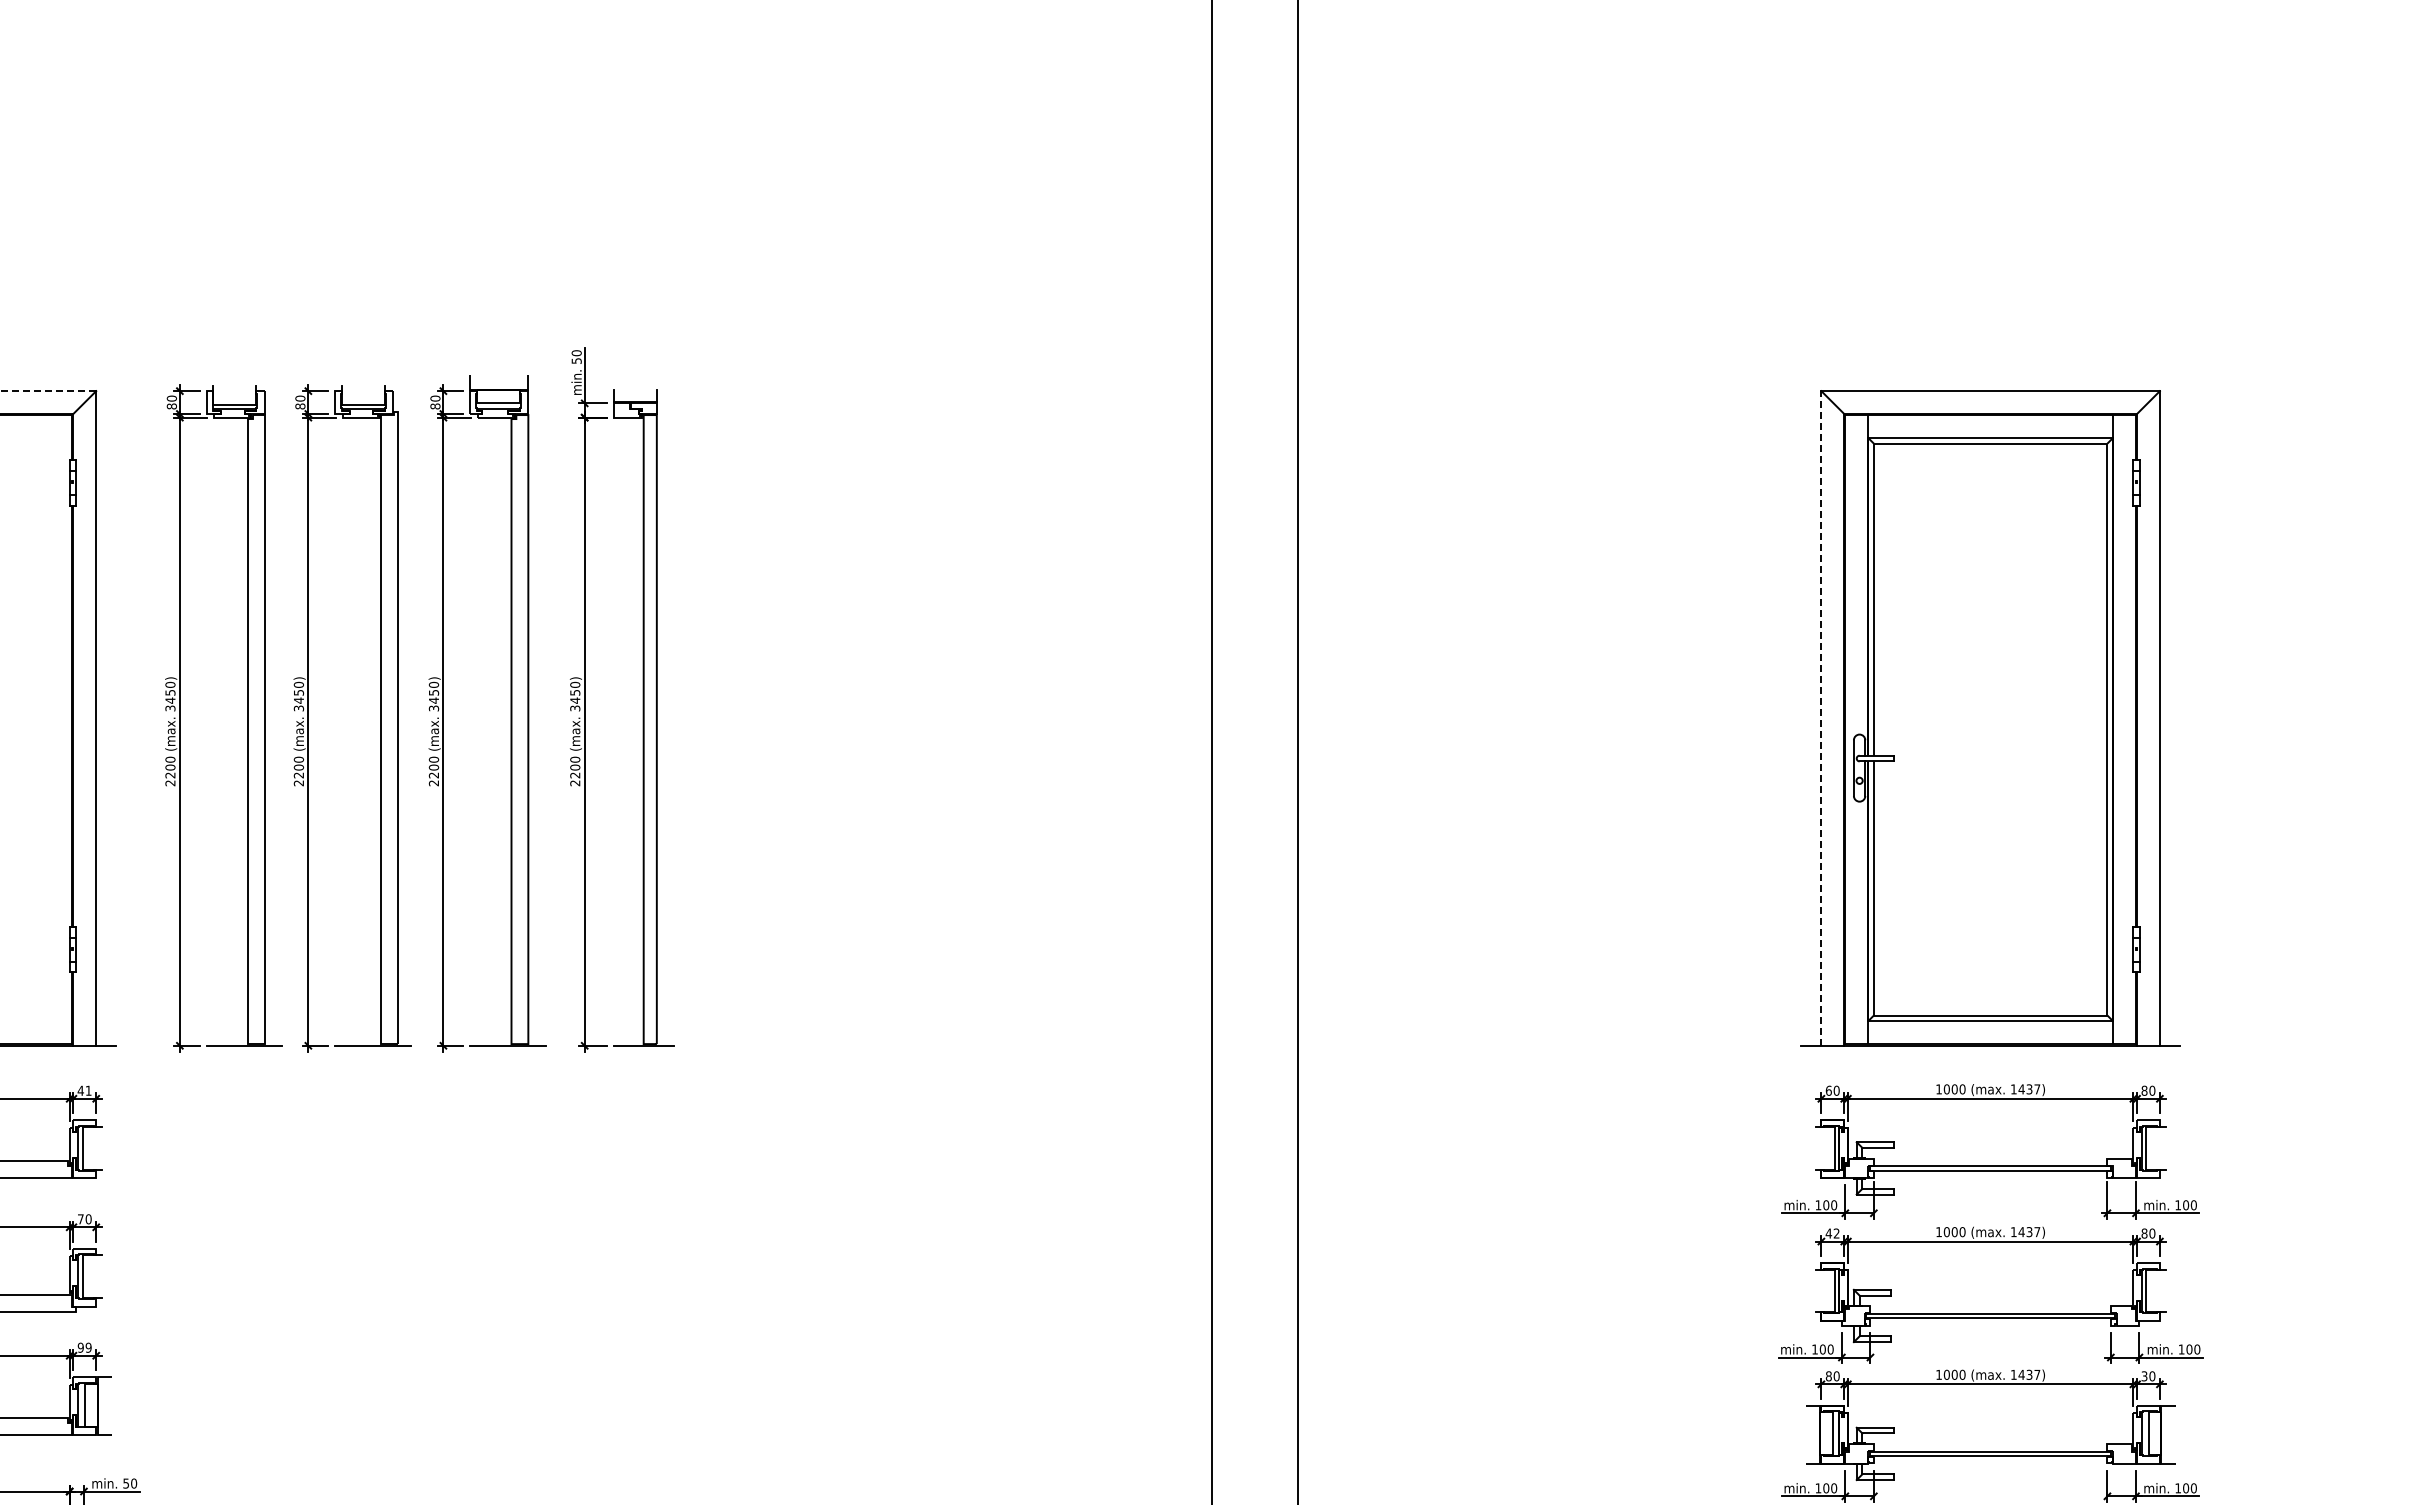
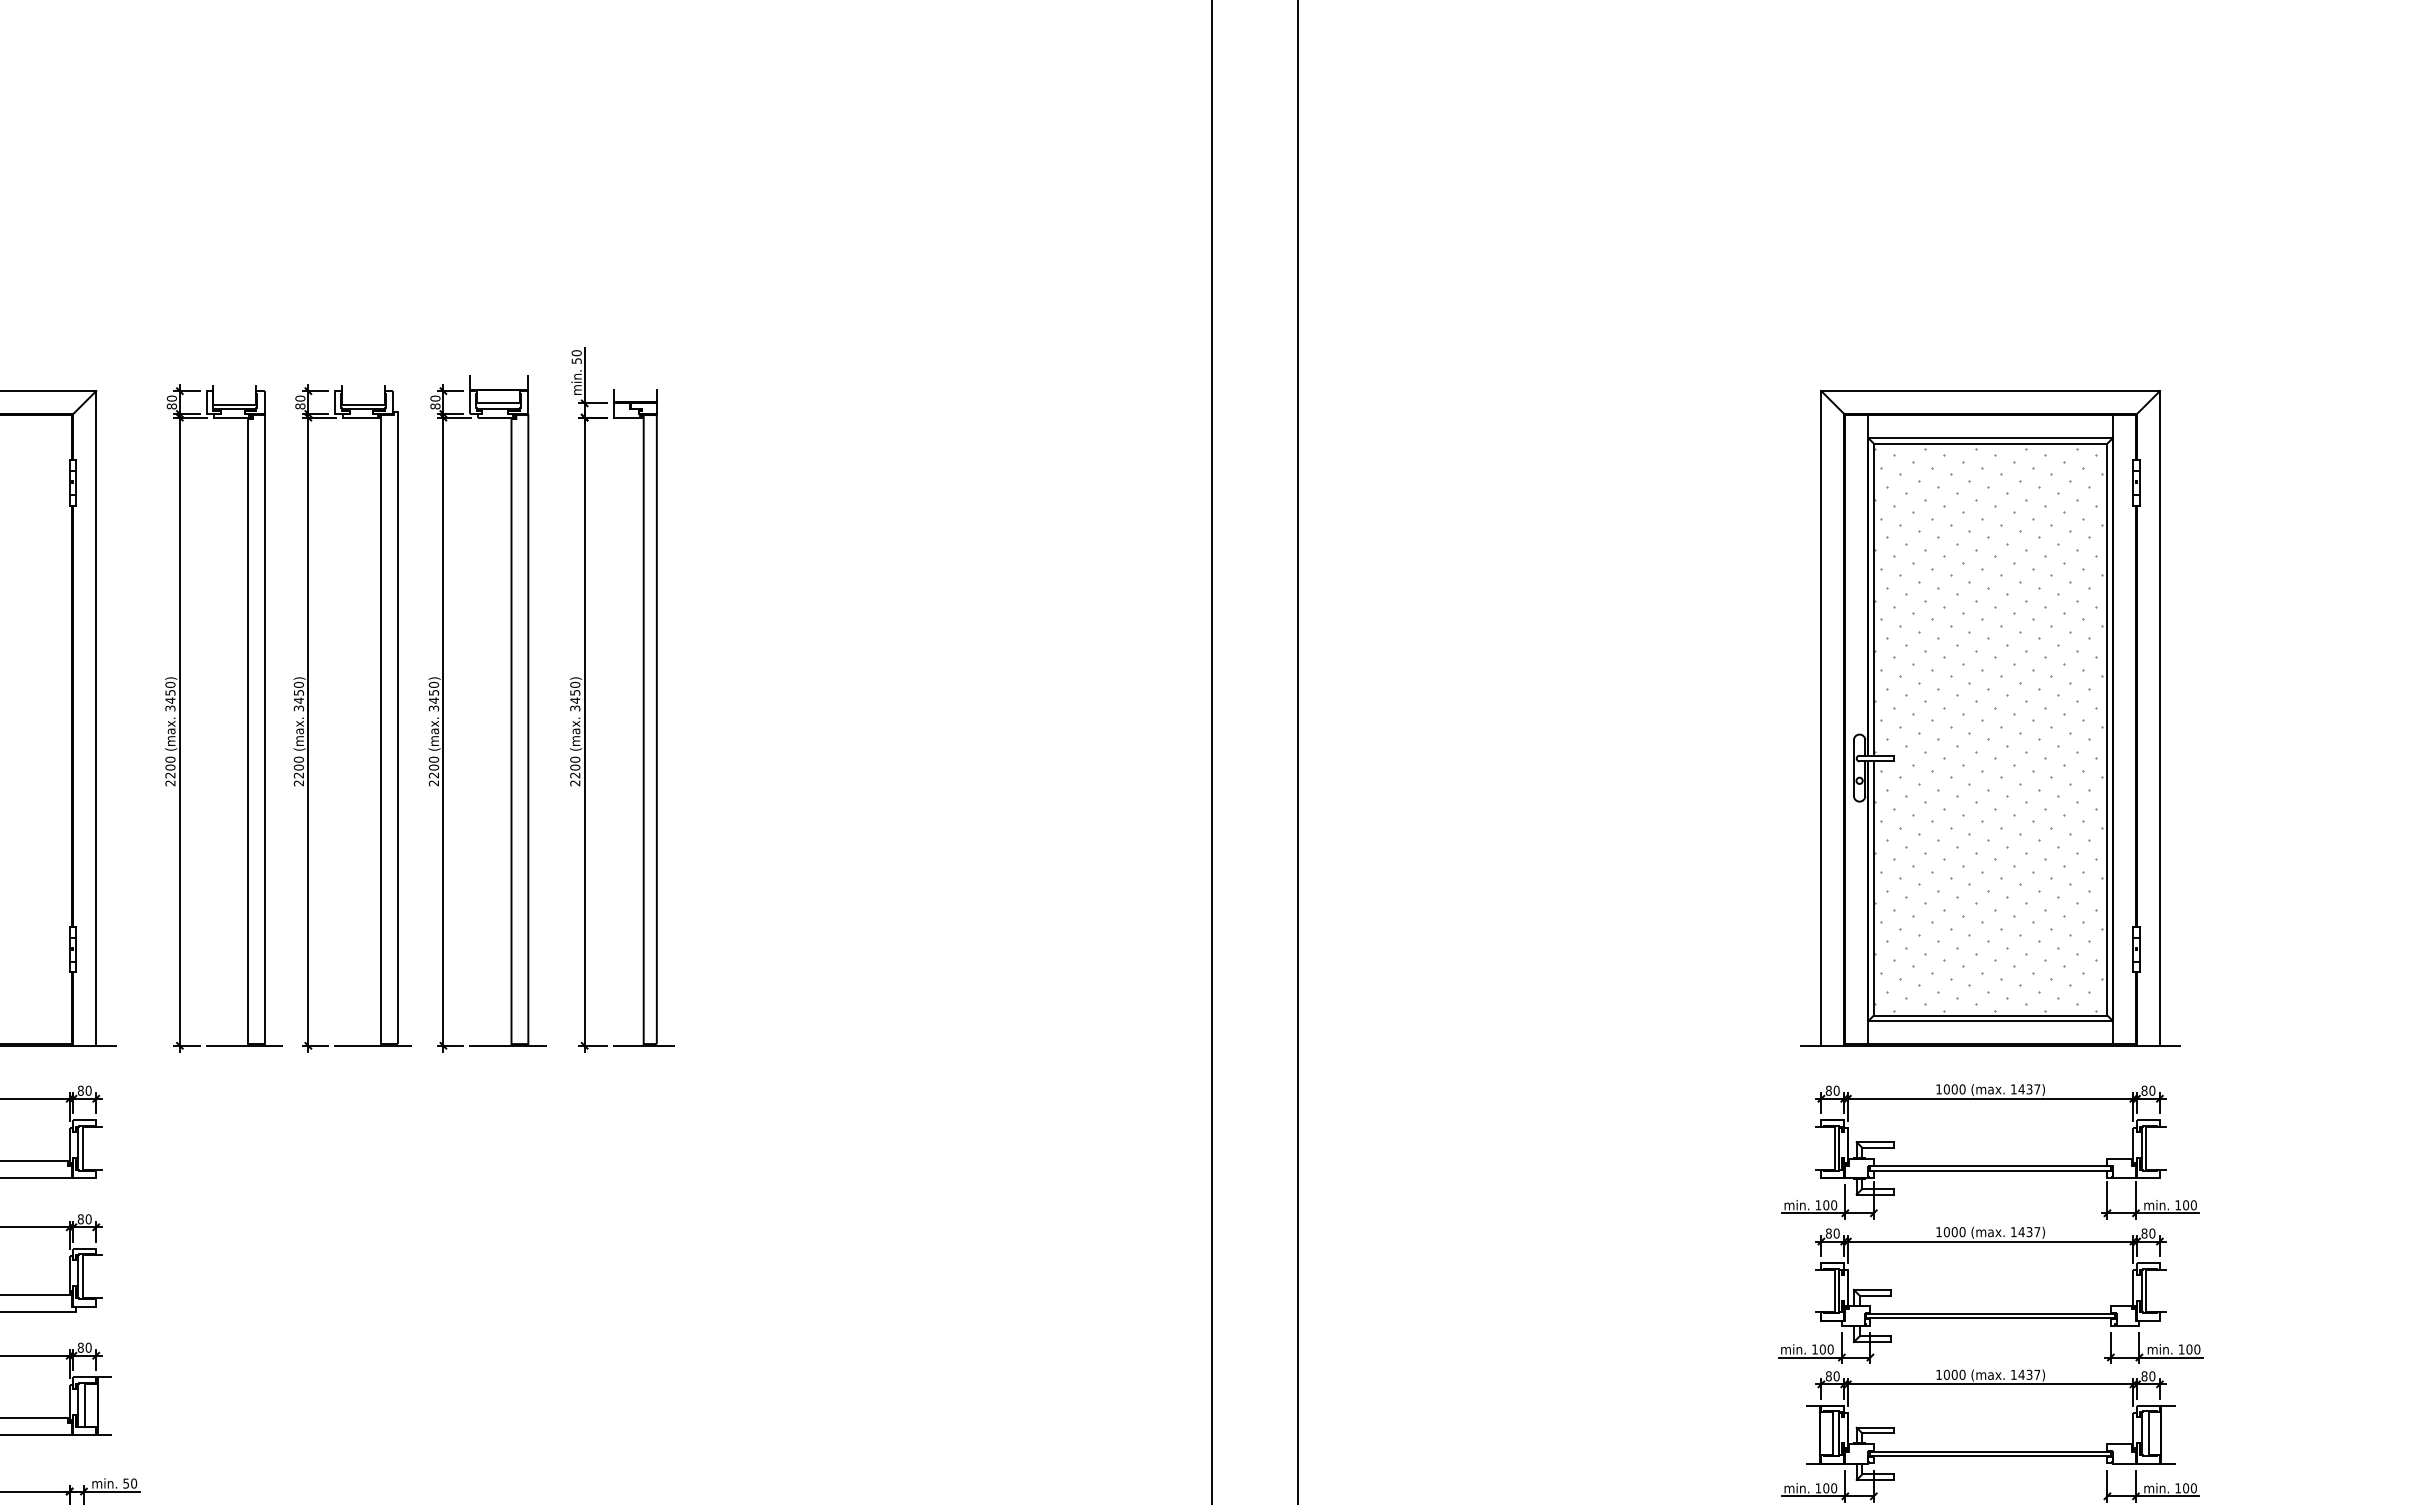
line: dashed -> solid (48, 391)
line: dashed -> solid (1821, 717)
hatch: none -> present (1987, 729)
text: 41 -> 80 (84, 1090)
text: 60 -> 80 (1828, 1090)
text: 70 -> 80 (80, 1219)
text: 42 -> 80 (1832, 1233)
text: 99 -> 80 (84, 1347)
text: 30 -> 80 (2144, 1376)
